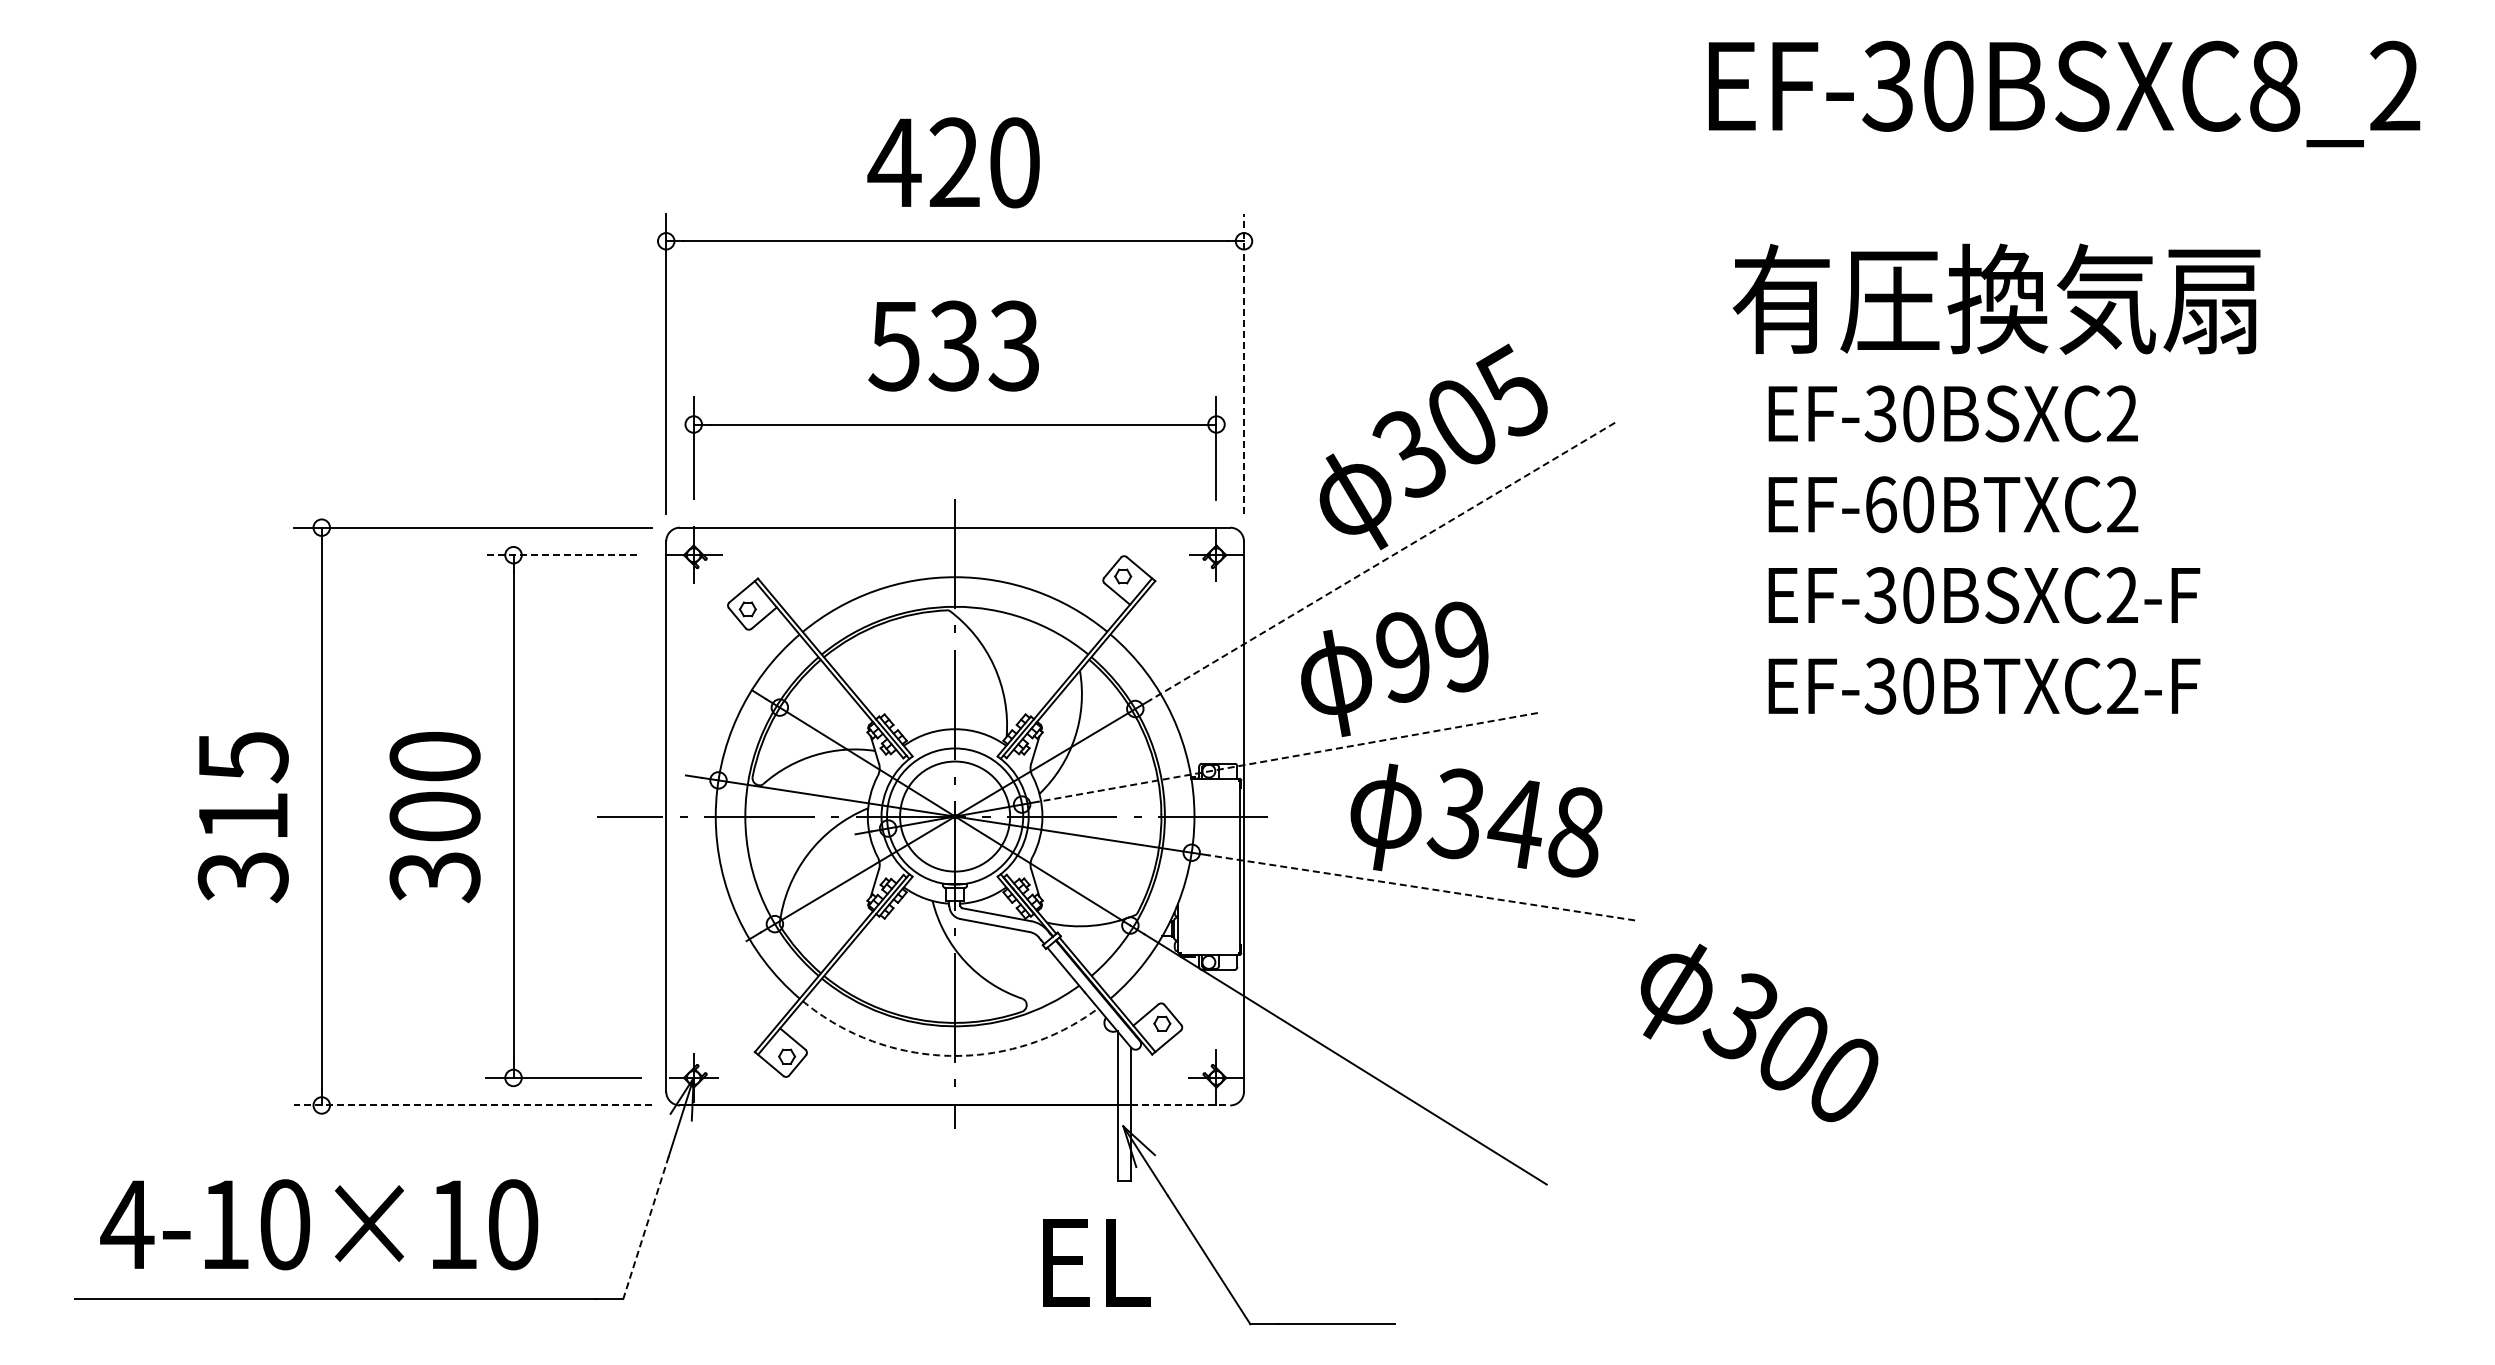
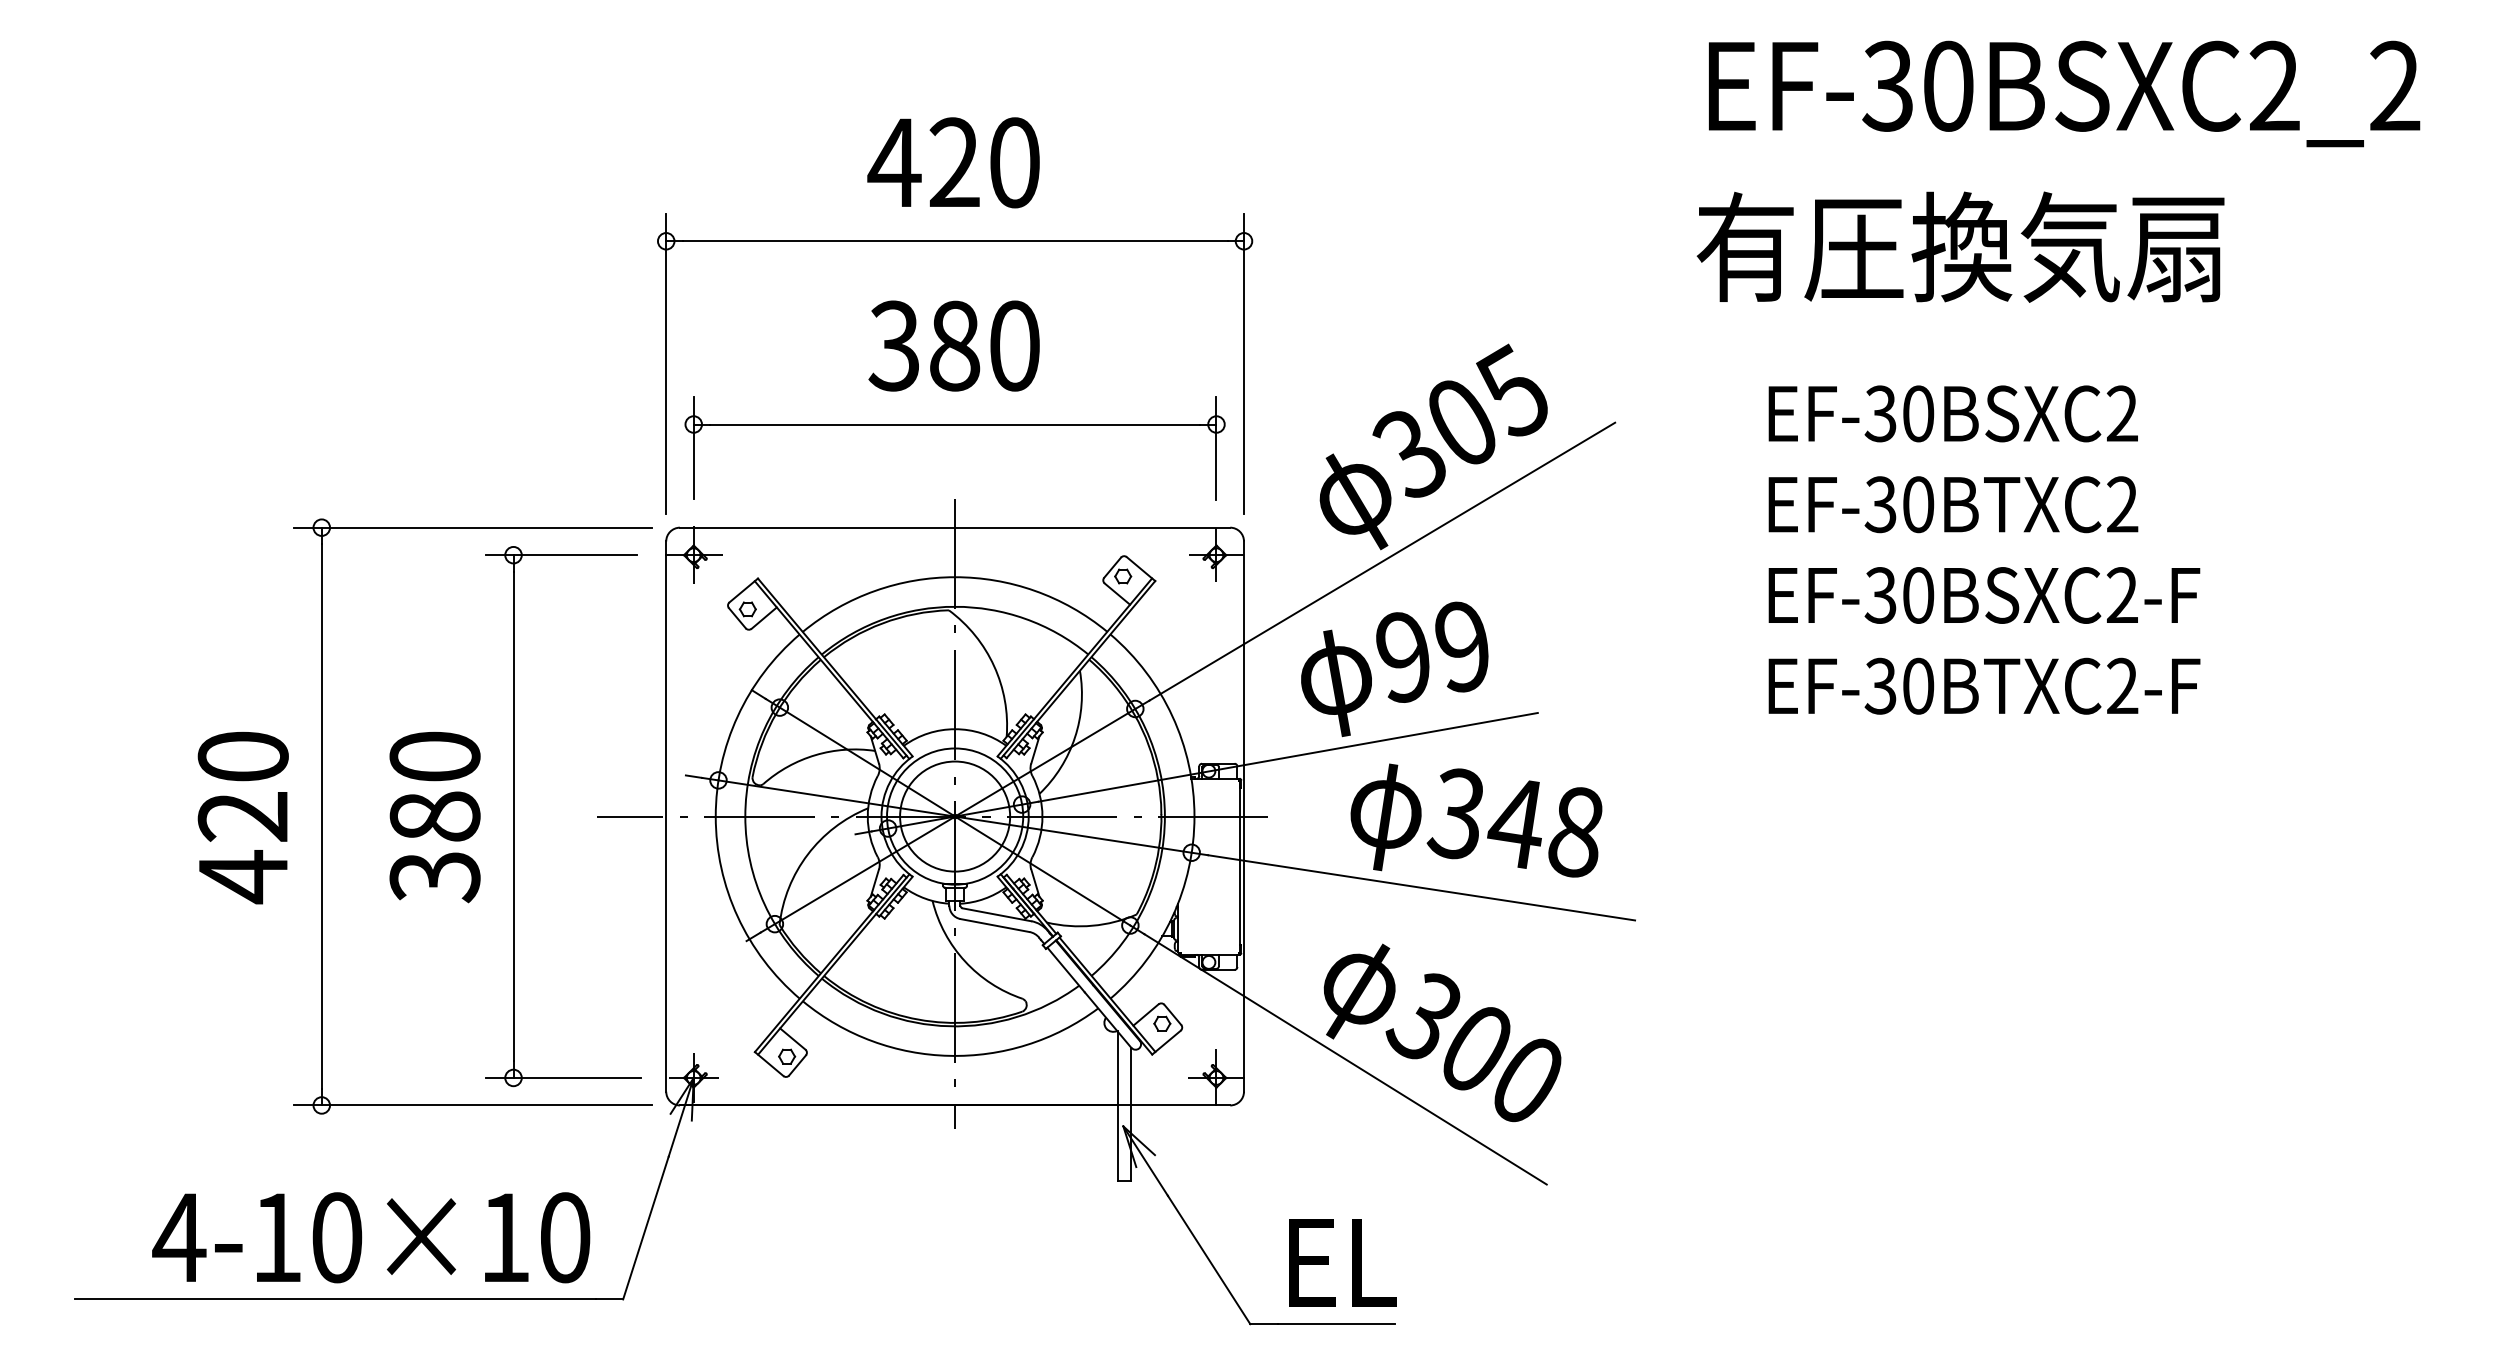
text: EF-30BSXC8_2 -> EF-30BSXC2_2 (2274, 85)
text position: (1996, 298) -> (1960, 246) (1960, 246)
text: 533 -> 380 (953, 345)
line: dashed -> solid (1244, 363)
text: EF-60BTXC2 -> EF-30BTXC2 (1880, 504)
line: dashed -> solid (561, 555)
line: dashed -> solid (1381, 561)
line: dashed -> solid (1288, 757)
text: 300 -> 380 (434, 816)
text: 315 -> 420 (242, 817)
line: dashed -> solid (1421, 887)
text position: (1759, 1032) -> (1442, 1032) (1442, 1032)
arc: dashed -> solid (949, 1055)
line: dashed -> solid (472, 1105)
line: dashed -> solid (1181, 1105)
text position: (319, 1224) -> (371, 1237) (371, 1237)
line: dashed -> solid (645, 1228)
text position: (1096, 1262) -> (1342, 1262) (1342, 1262)
